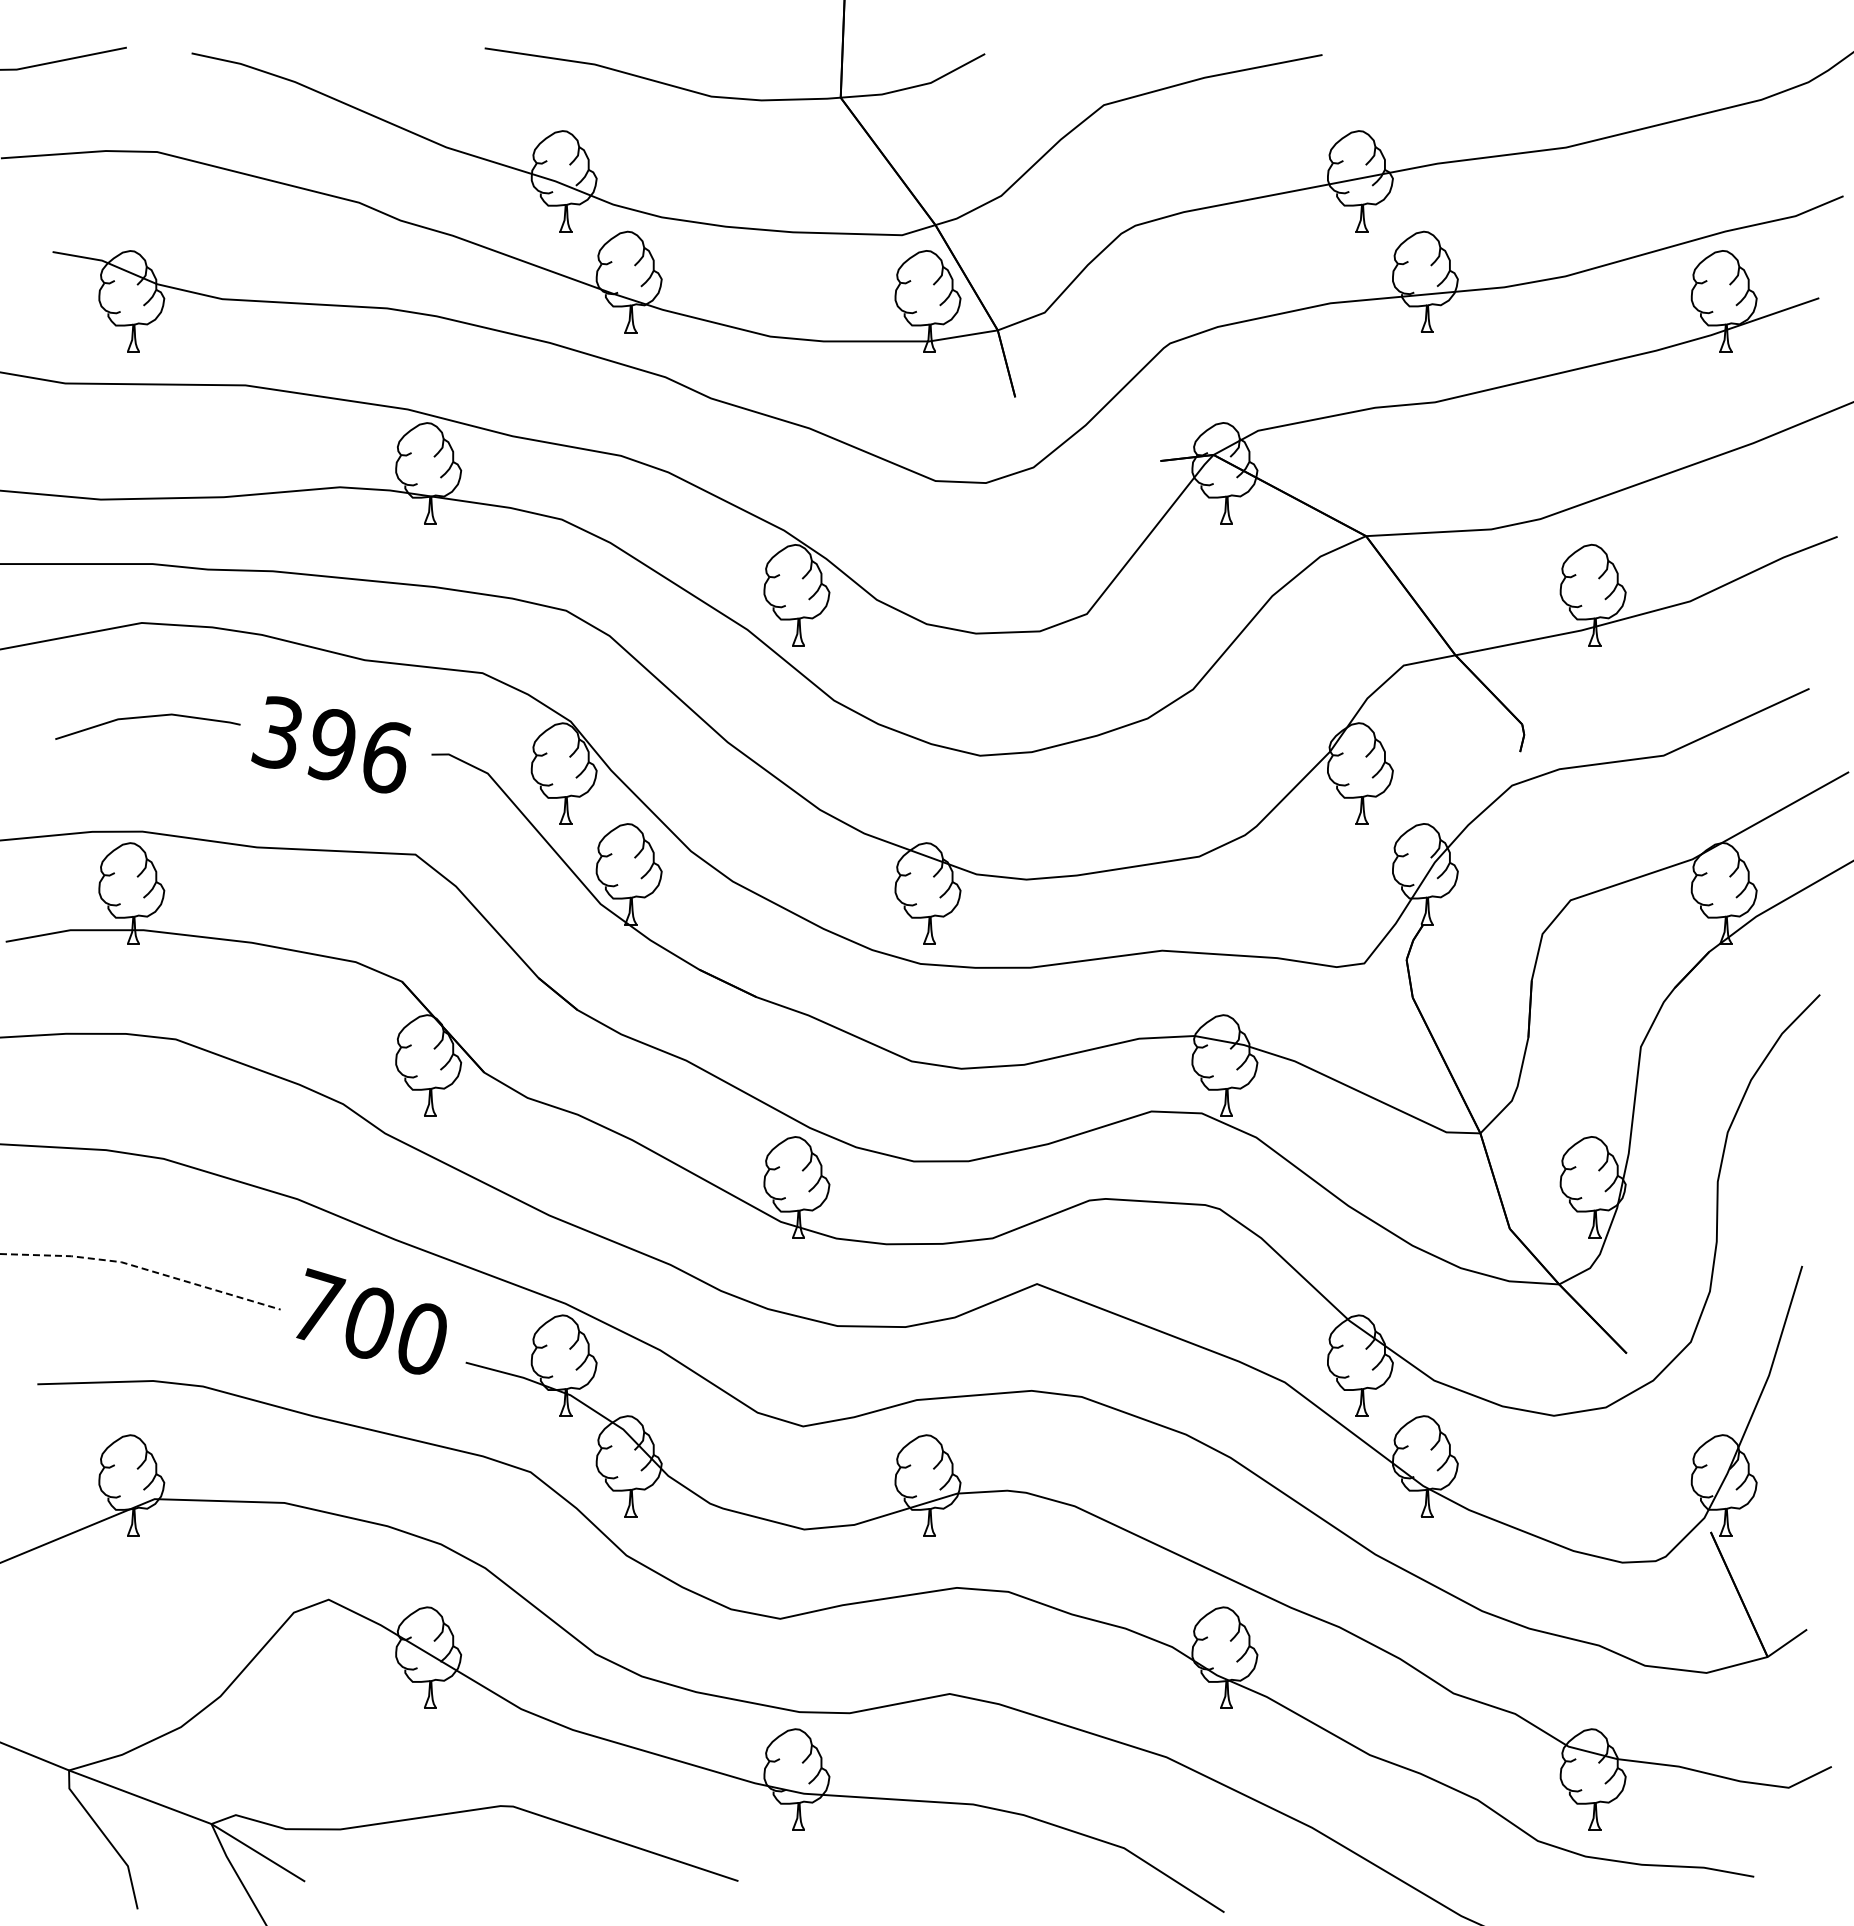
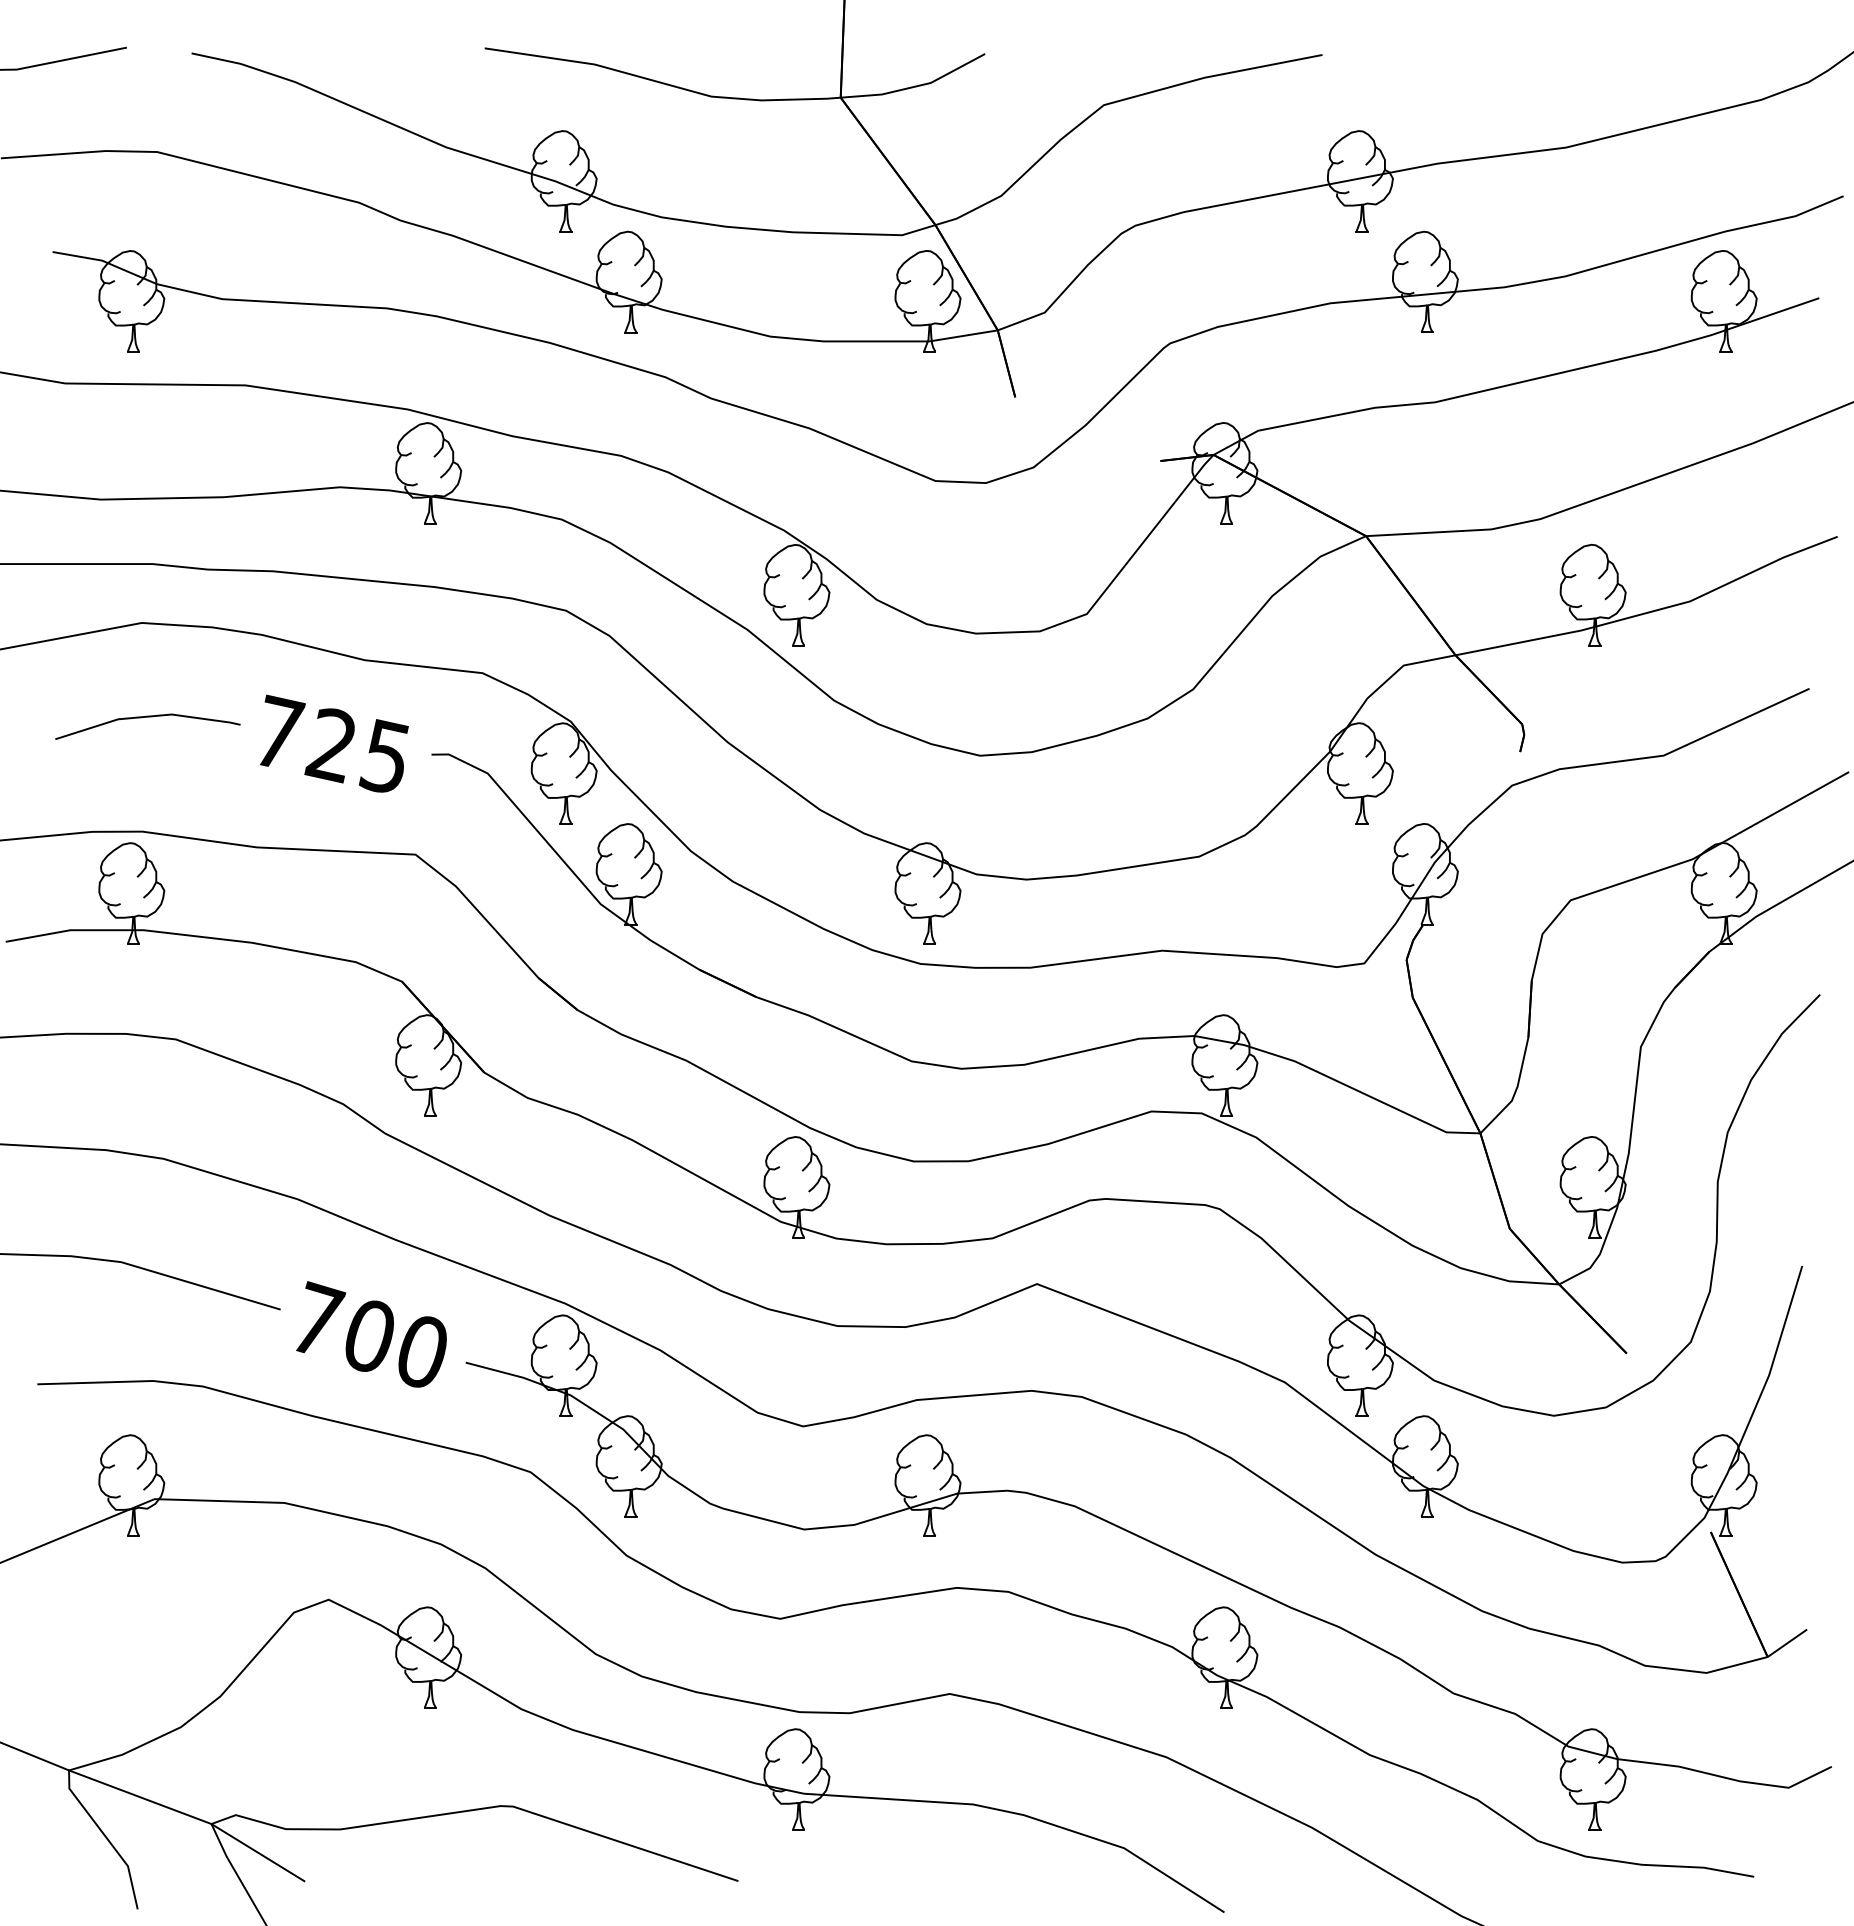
text: 396 -> 725 (331, 743)
line: dashed -> solid (142, 1268)
text position: (371, 1321) -> (371, 1334) (371, 1334)
